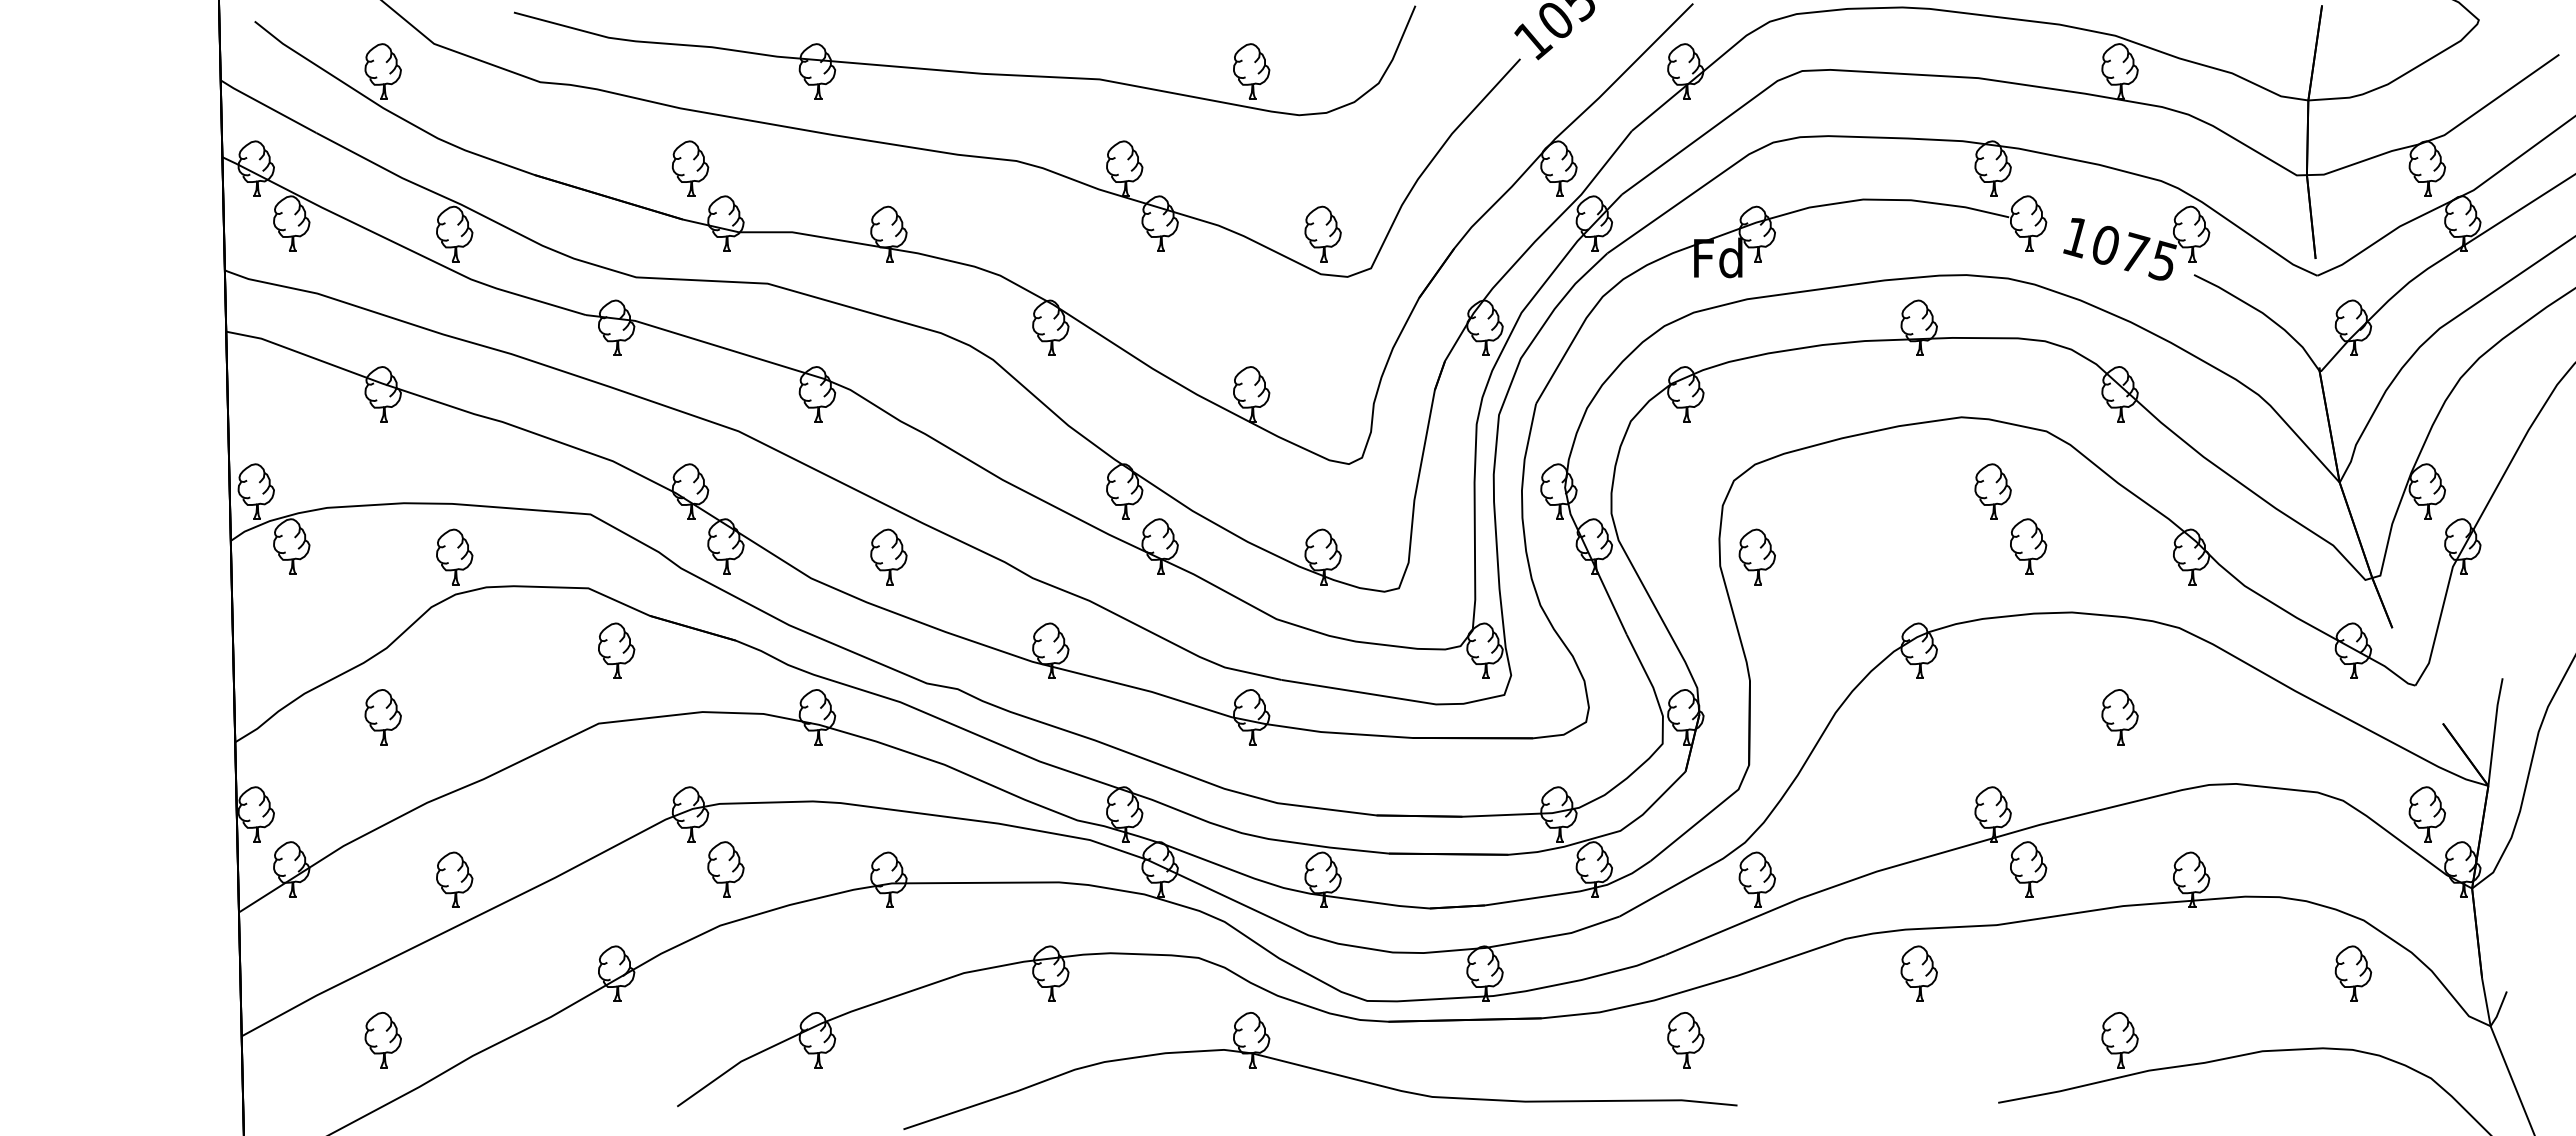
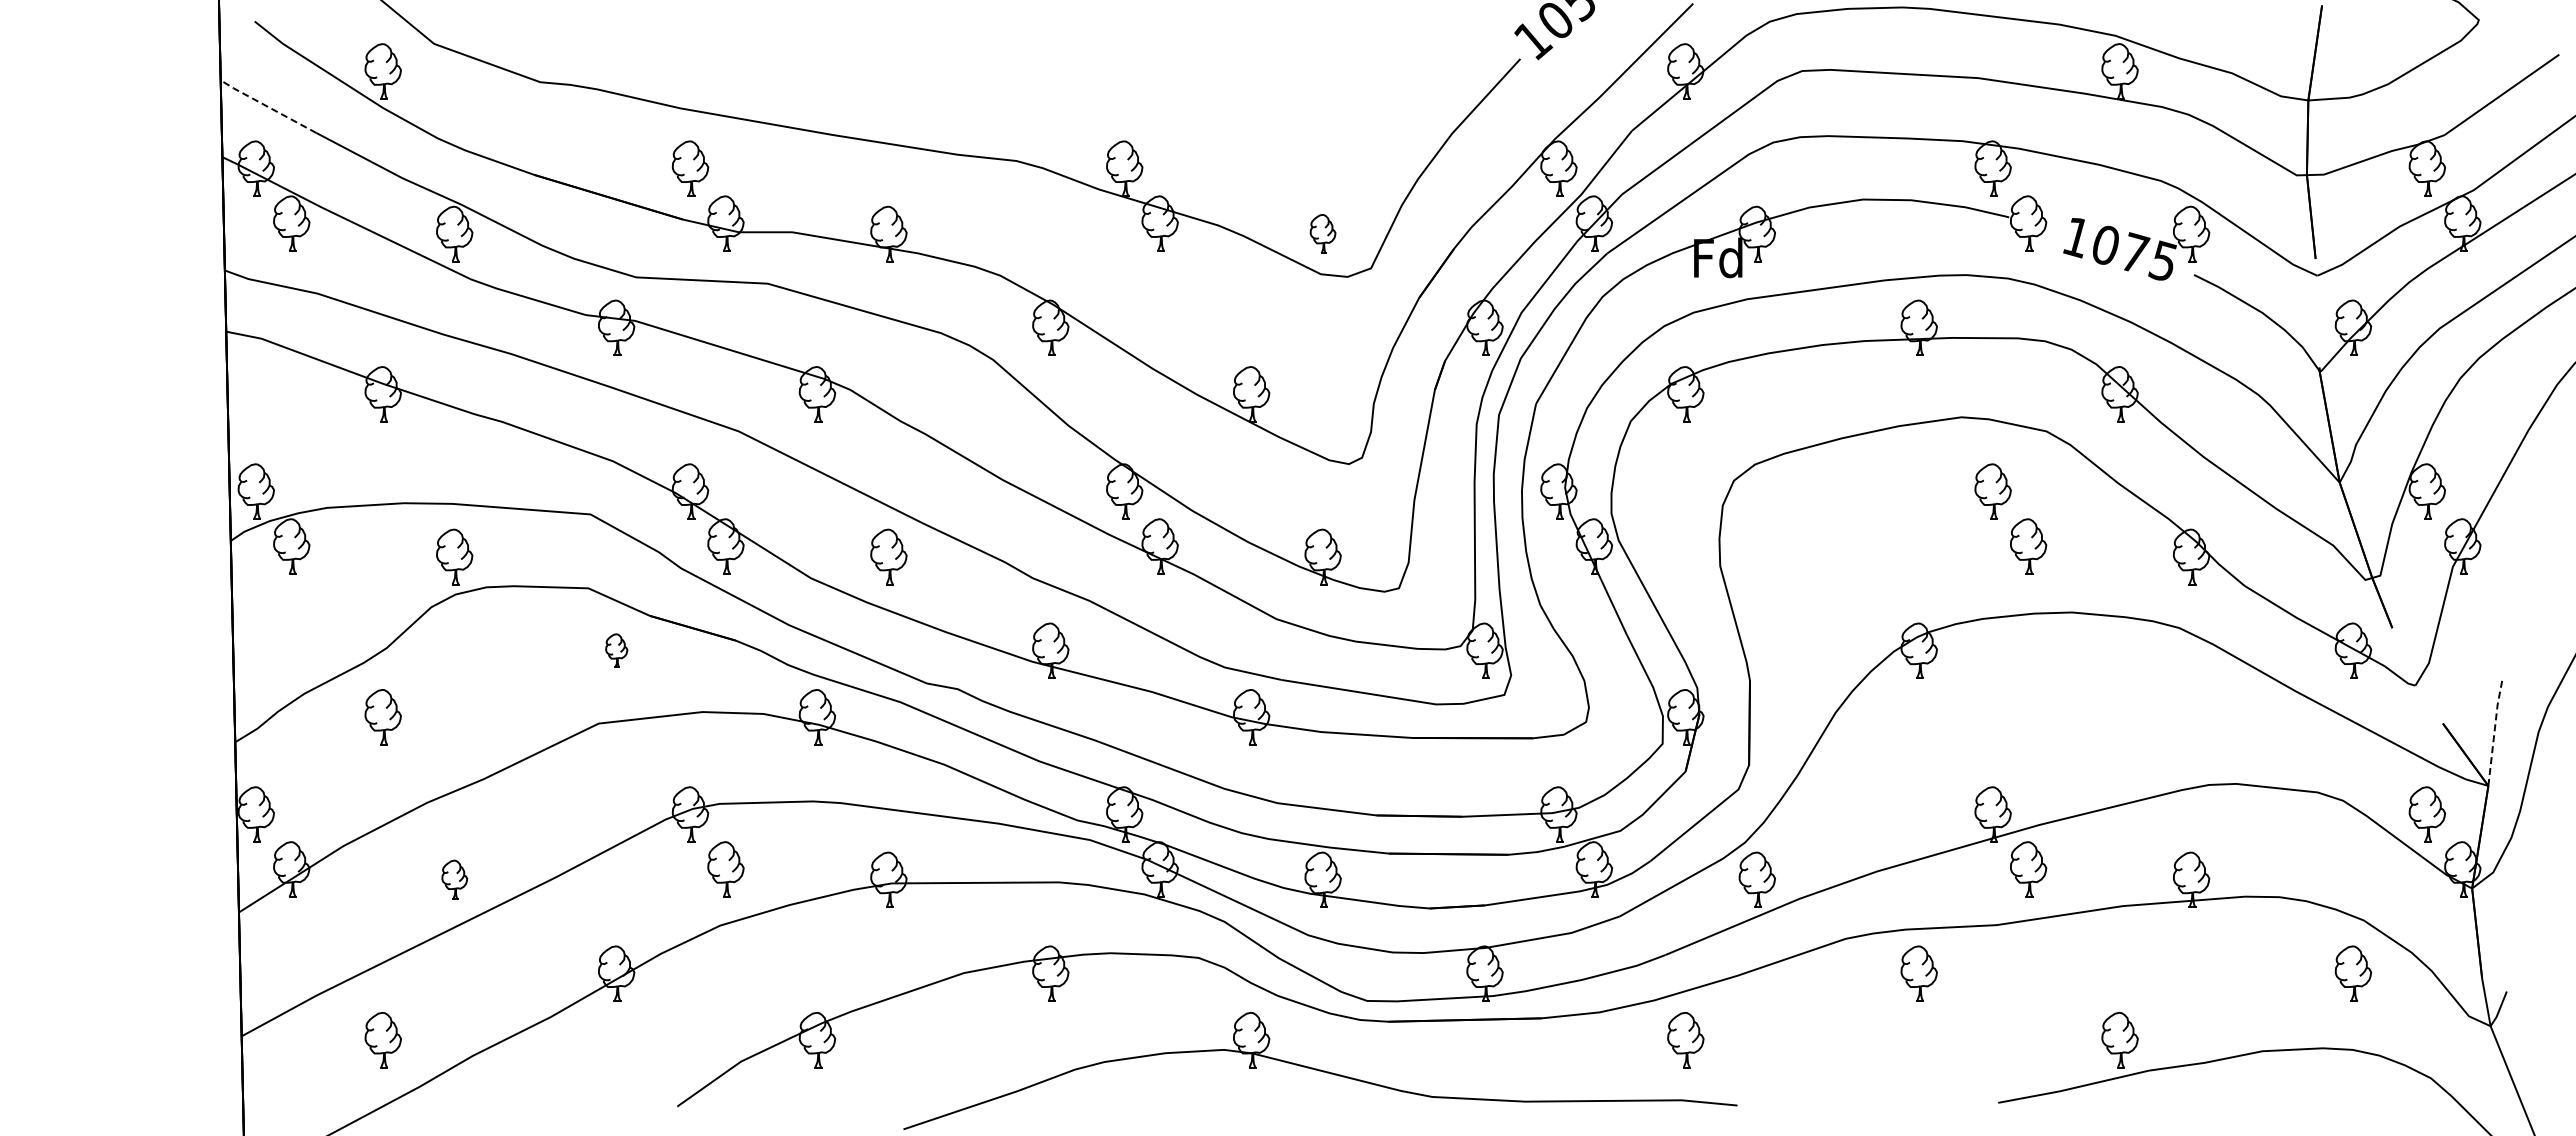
part: present -> none (964, 71)
line: solid -> dashed (267, 106)
part size: 38x58 px -> 28x40 px (1322, 233)
part: present -> none (1756, 556)
part size: 38x57 px -> 24x35 px (616, 650)
part: present -> none (2119, 717)
line: solid -> dashed (2494, 730)
part size: 38x57 px -> 28x41 px (454, 879)
